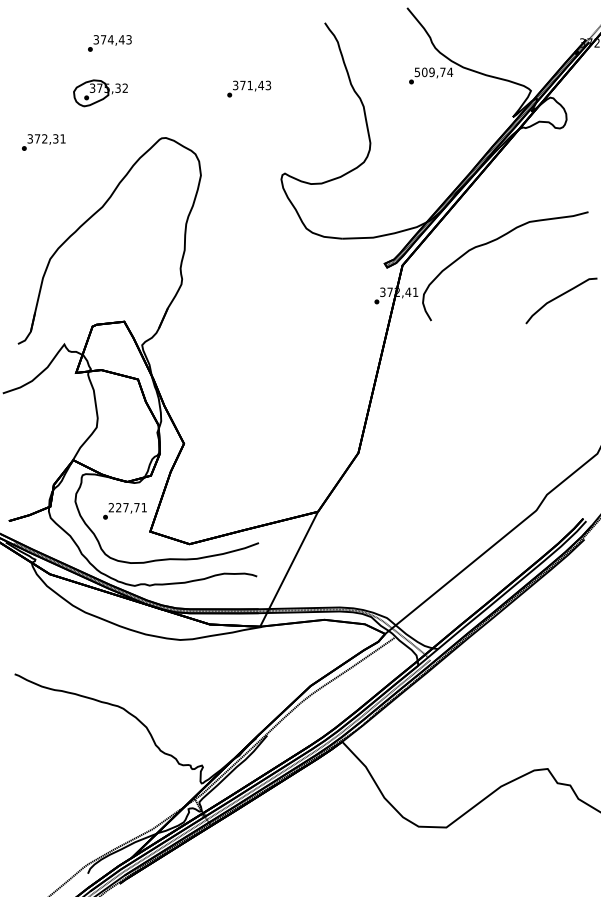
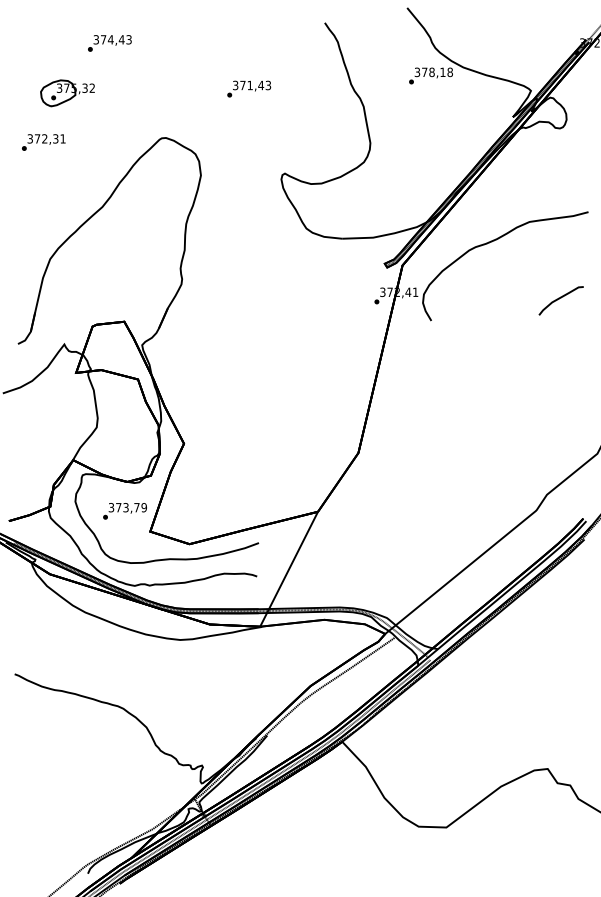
text: 509,74 -> 378,18 (434, 72)
part position: (100, 93) -> (67, 93) (67, 93)
part size: 73x48 px -> 46x30 px (560, 300)
text: 227,71 -> 373,79 (127, 507)
